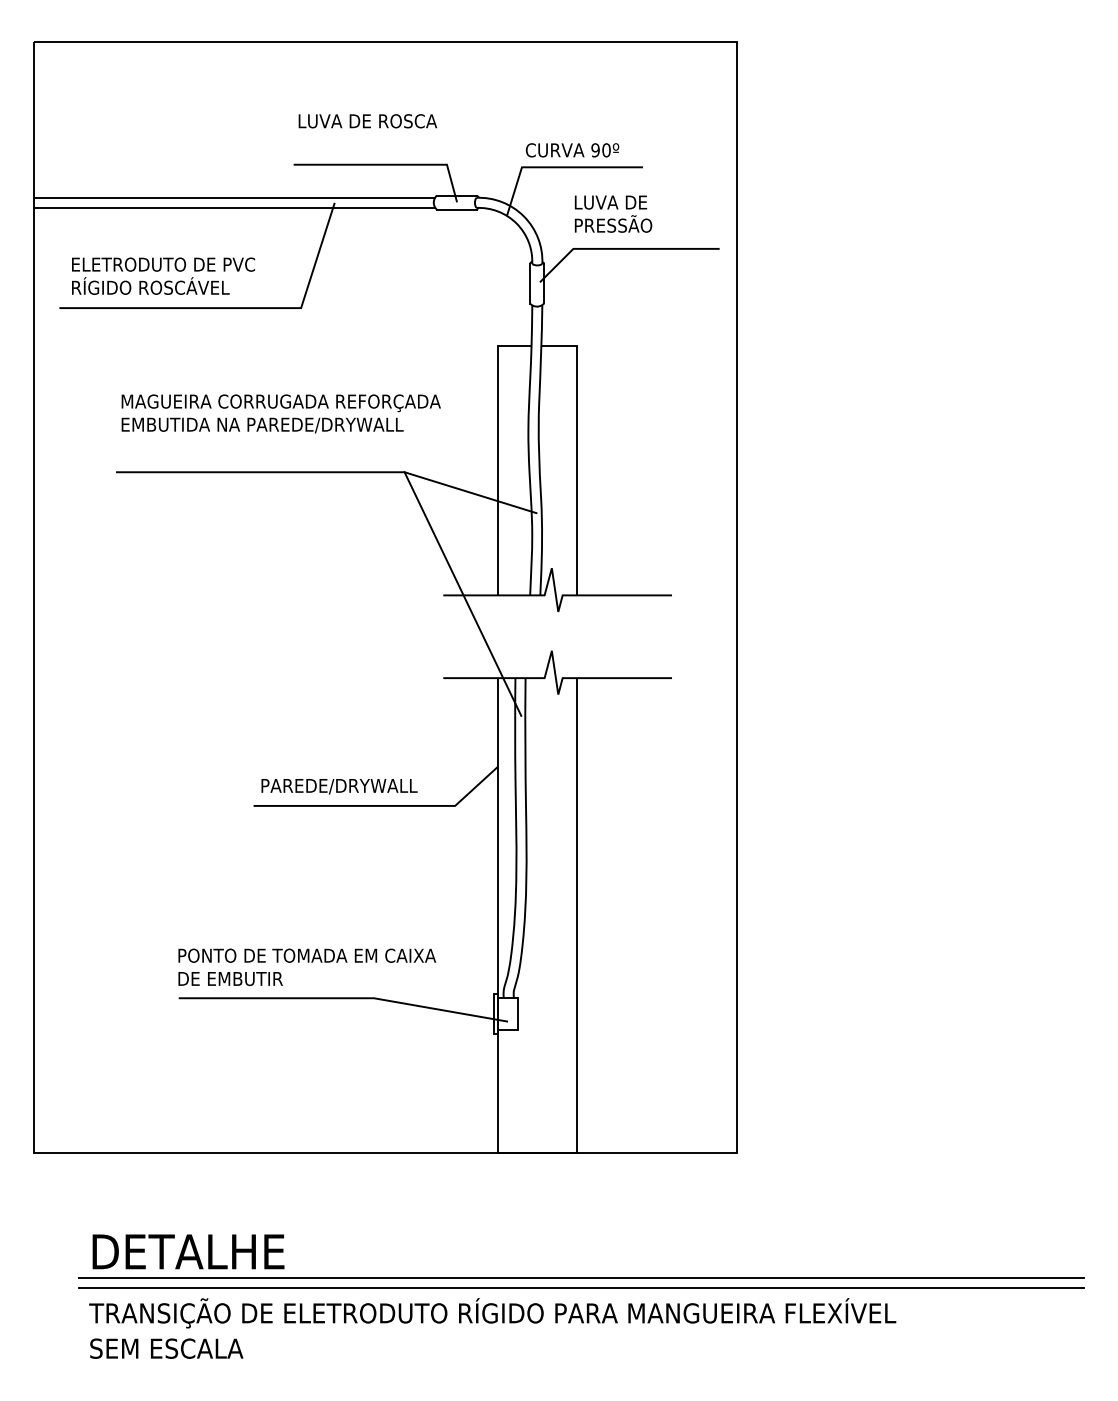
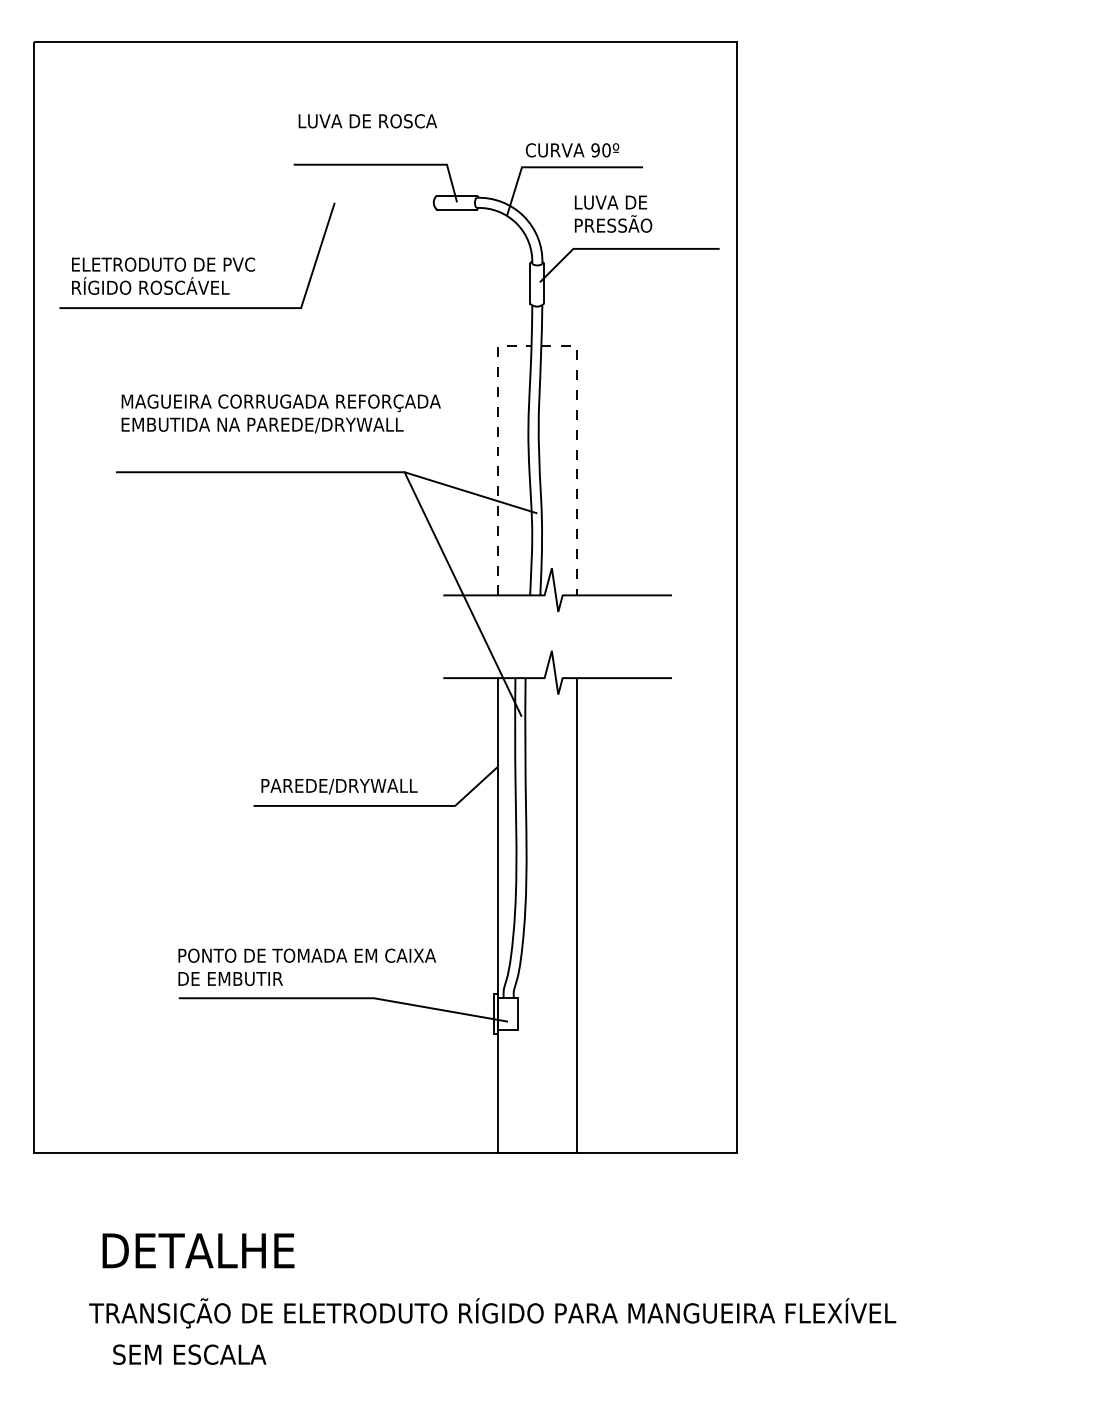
line: present -> none (234, 197)
line: present -> none (234, 207)
line: solid -> dashed (497, 452)
line: solid -> dashed (577, 452)
text position: (188, 1251) -> (198, 1250) (198, 1250)
line: present -> none (581, 1277)
line: present -> none (581, 1287)
text position: (166, 1348) -> (189, 1354) (189, 1354)
